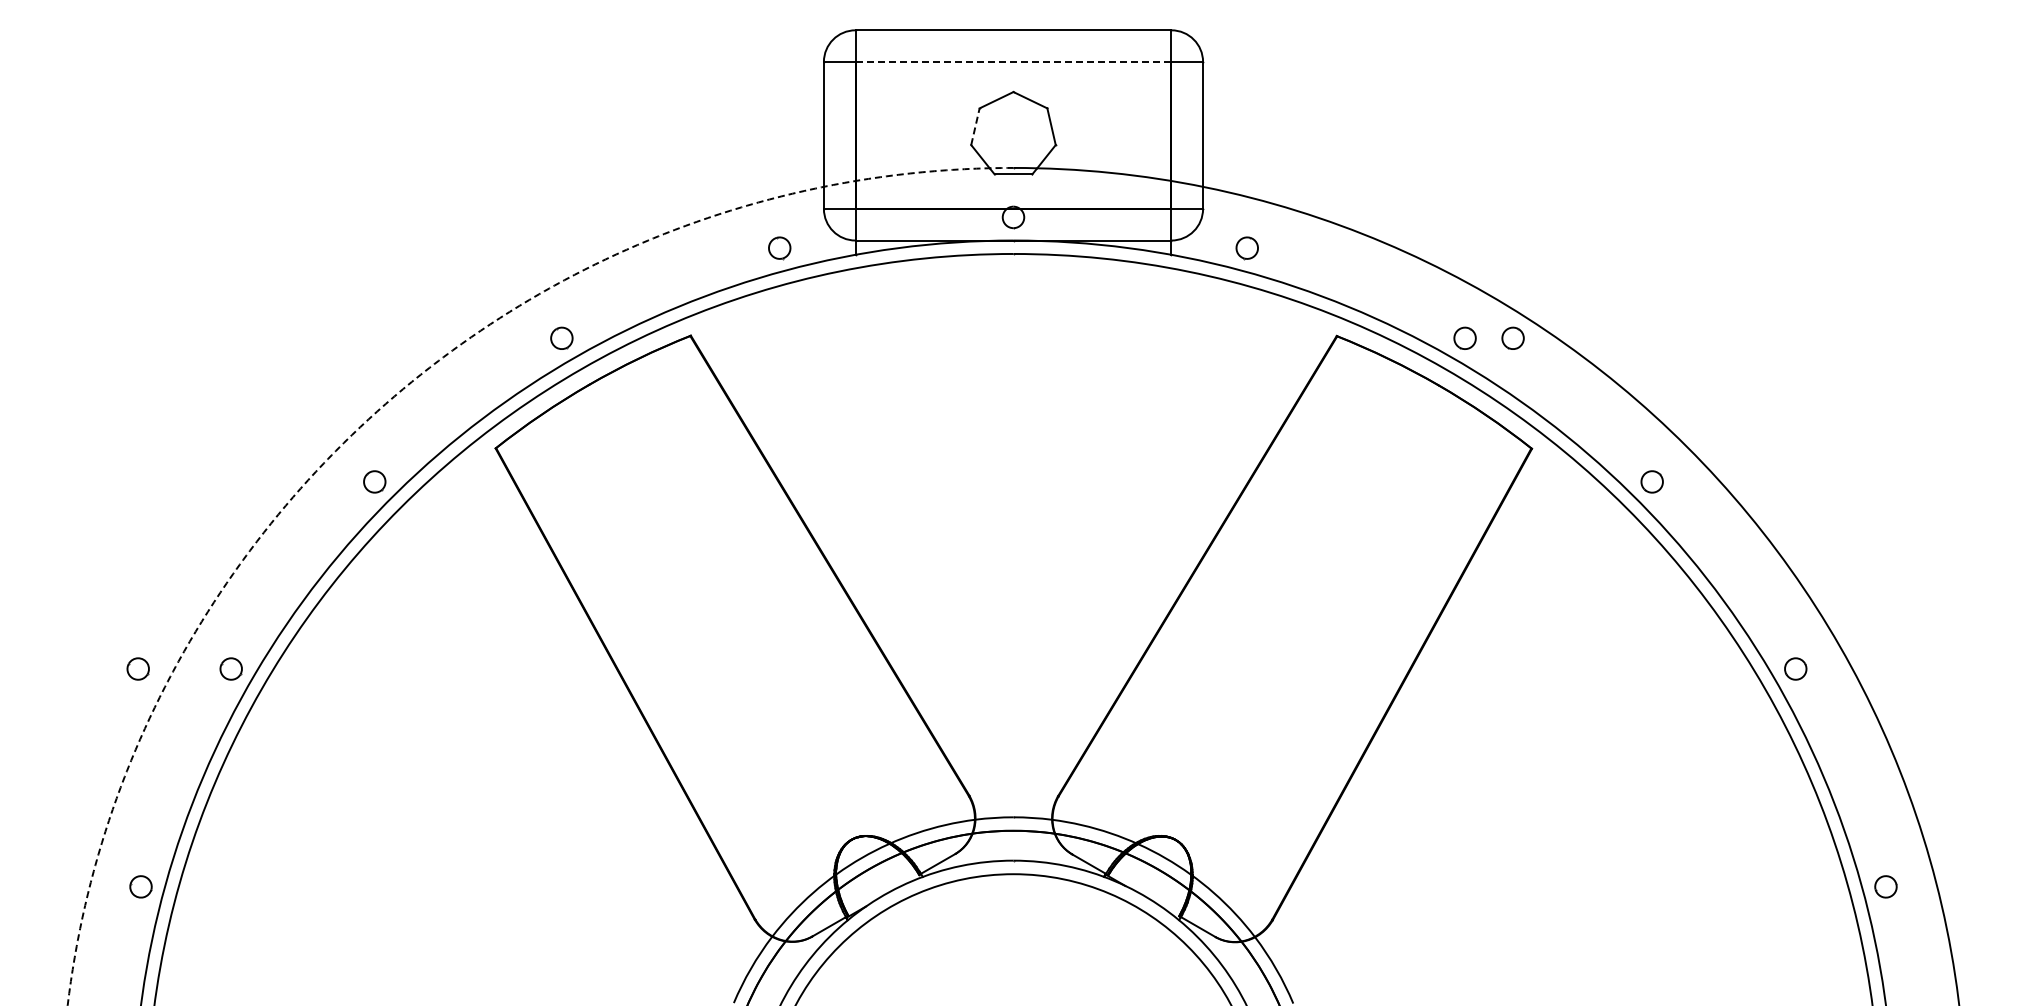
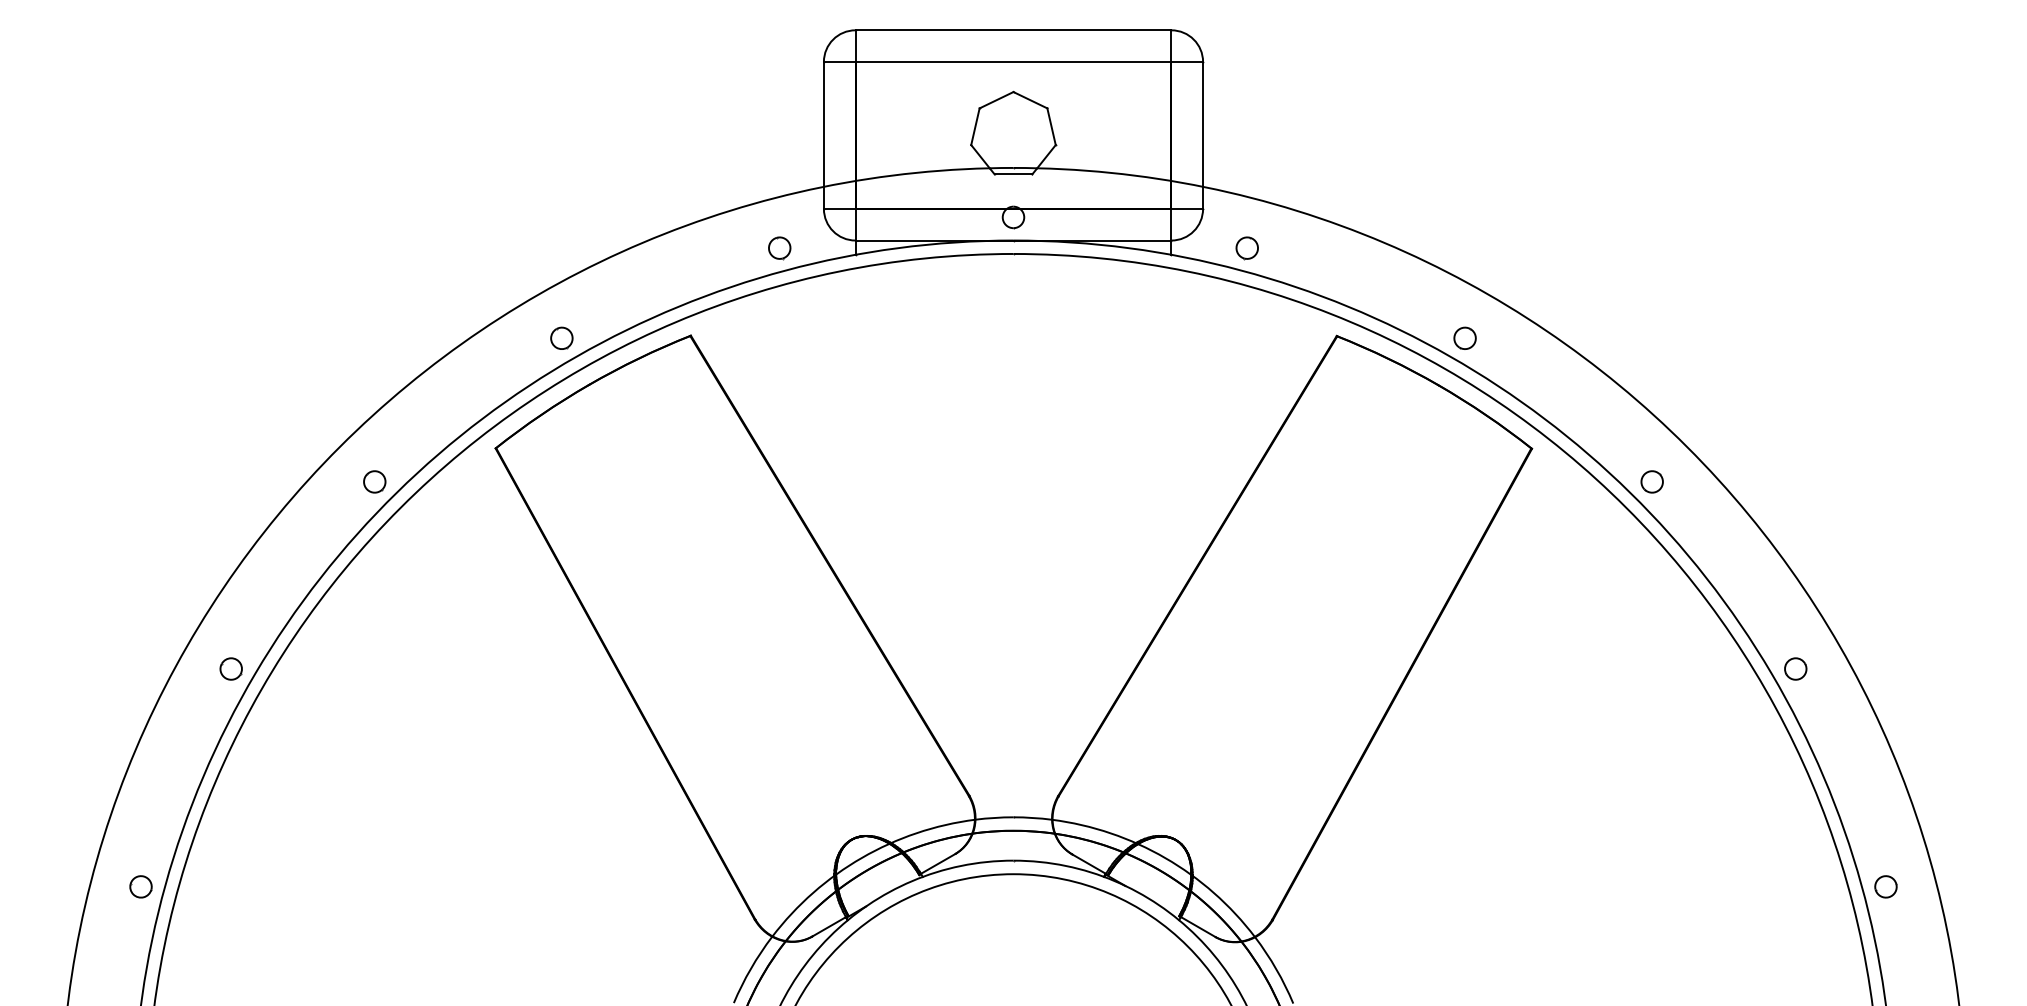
line: dashed -> solid (1013, 61)
line: dashed -> solid (975, 126)
part: present -> none (1512, 337)
arc: dashed -> solid (383, 406)
part: present -> none (137, 668)
